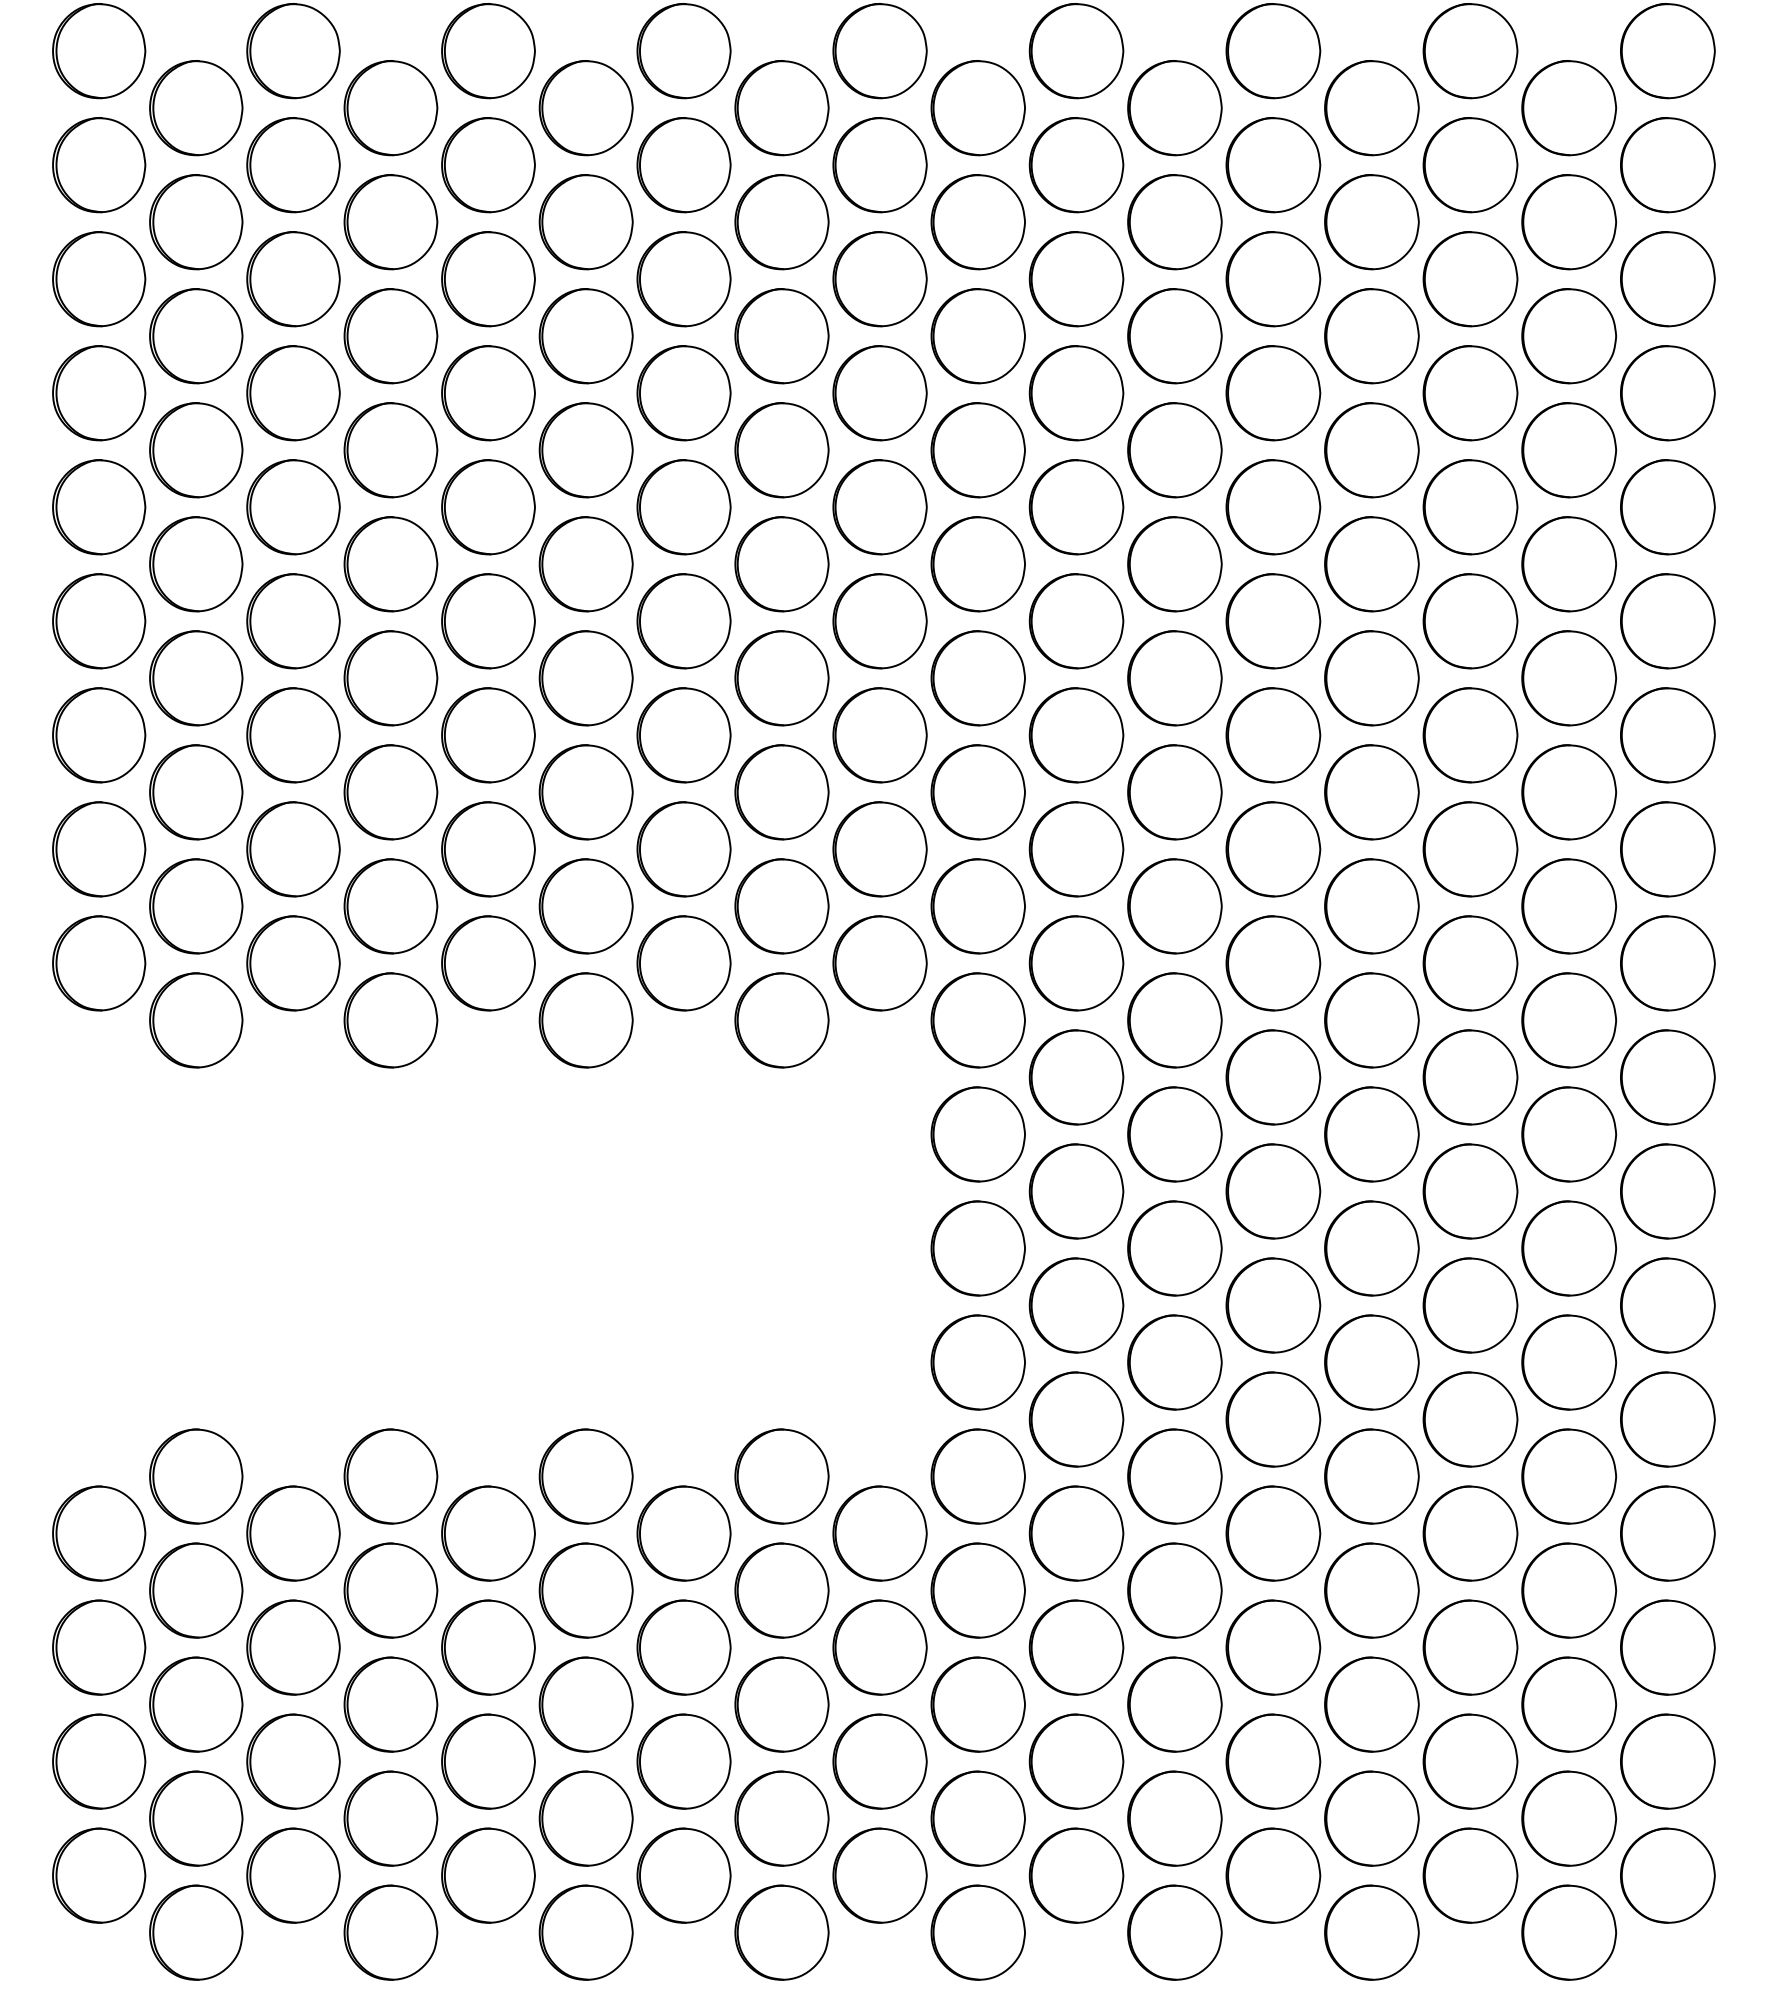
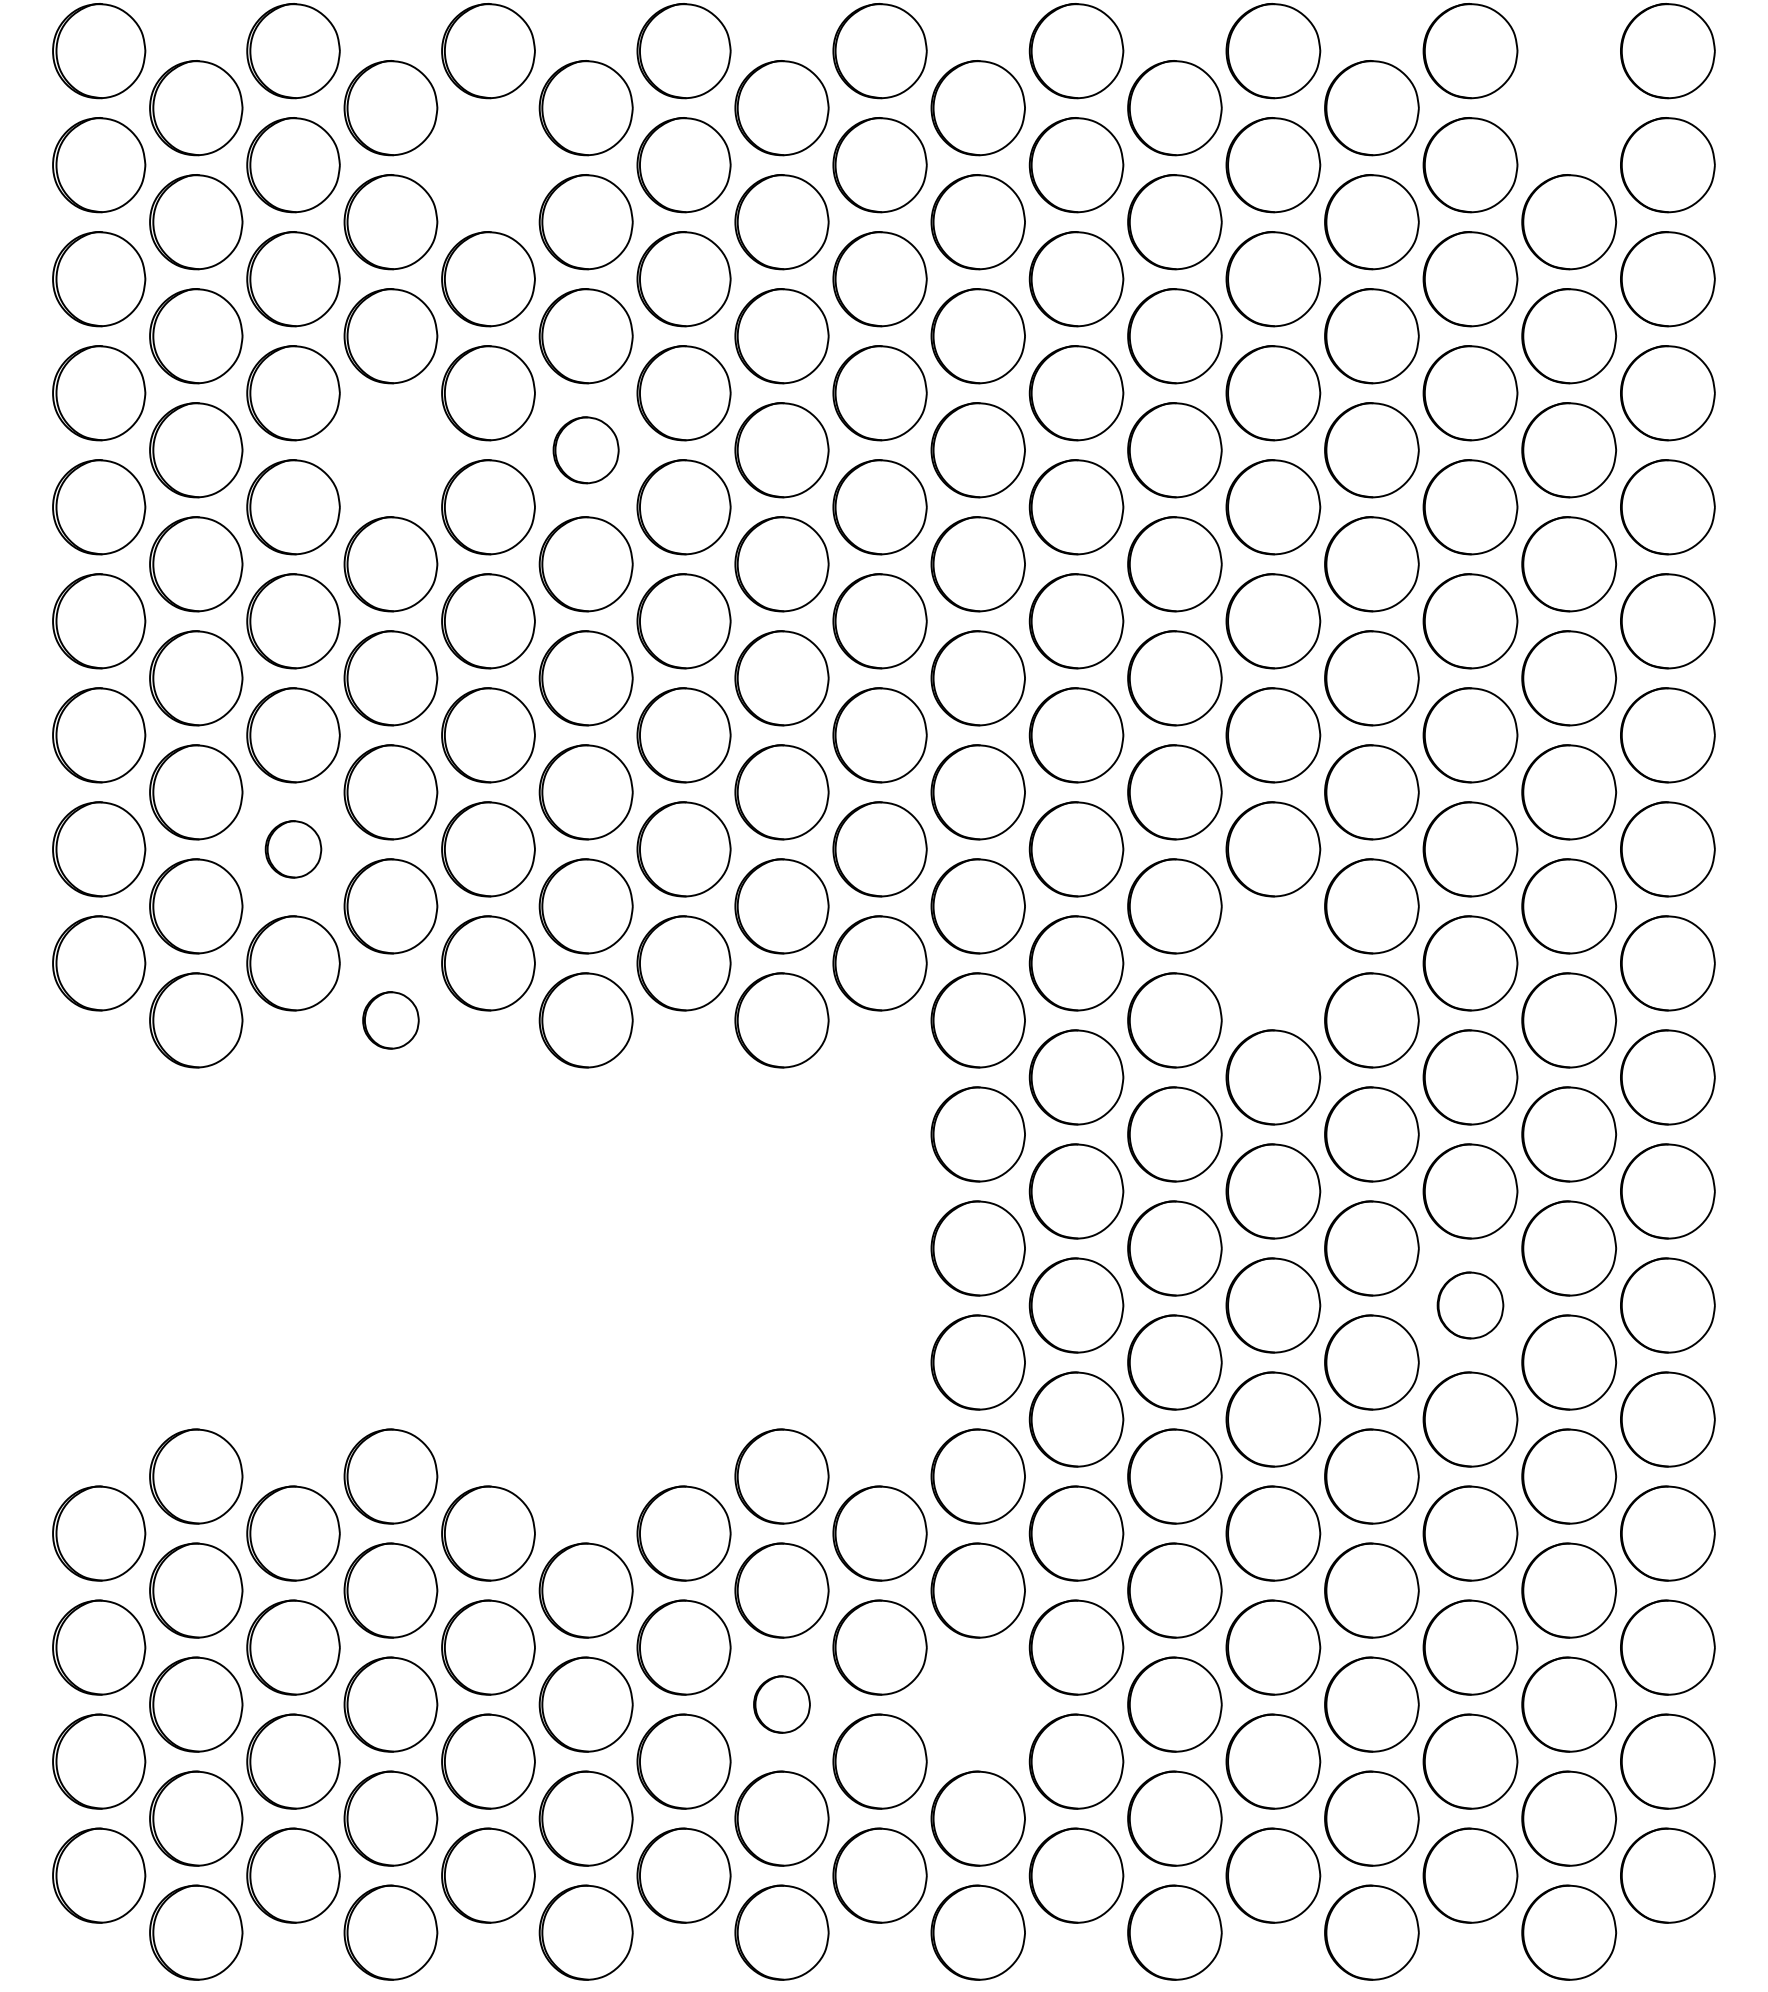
part: present -> none (1569, 108)
part: present -> none (488, 165)
part: present -> none (390, 450)
part size: 96x97 px -> 68x69 px (585, 450)
part size: 95x97 px -> 59x59 px (293, 849)
part: present -> none (1273, 963)
part size: 96x97 px -> 58x59 px (390, 1020)
part size: 97x97 px -> 69x69 px (1470, 1305)
part: present -> none (585, 1476)
part size: 96x97 px -> 58x59 px (781, 1704)
part: present -> none (977, 1704)
